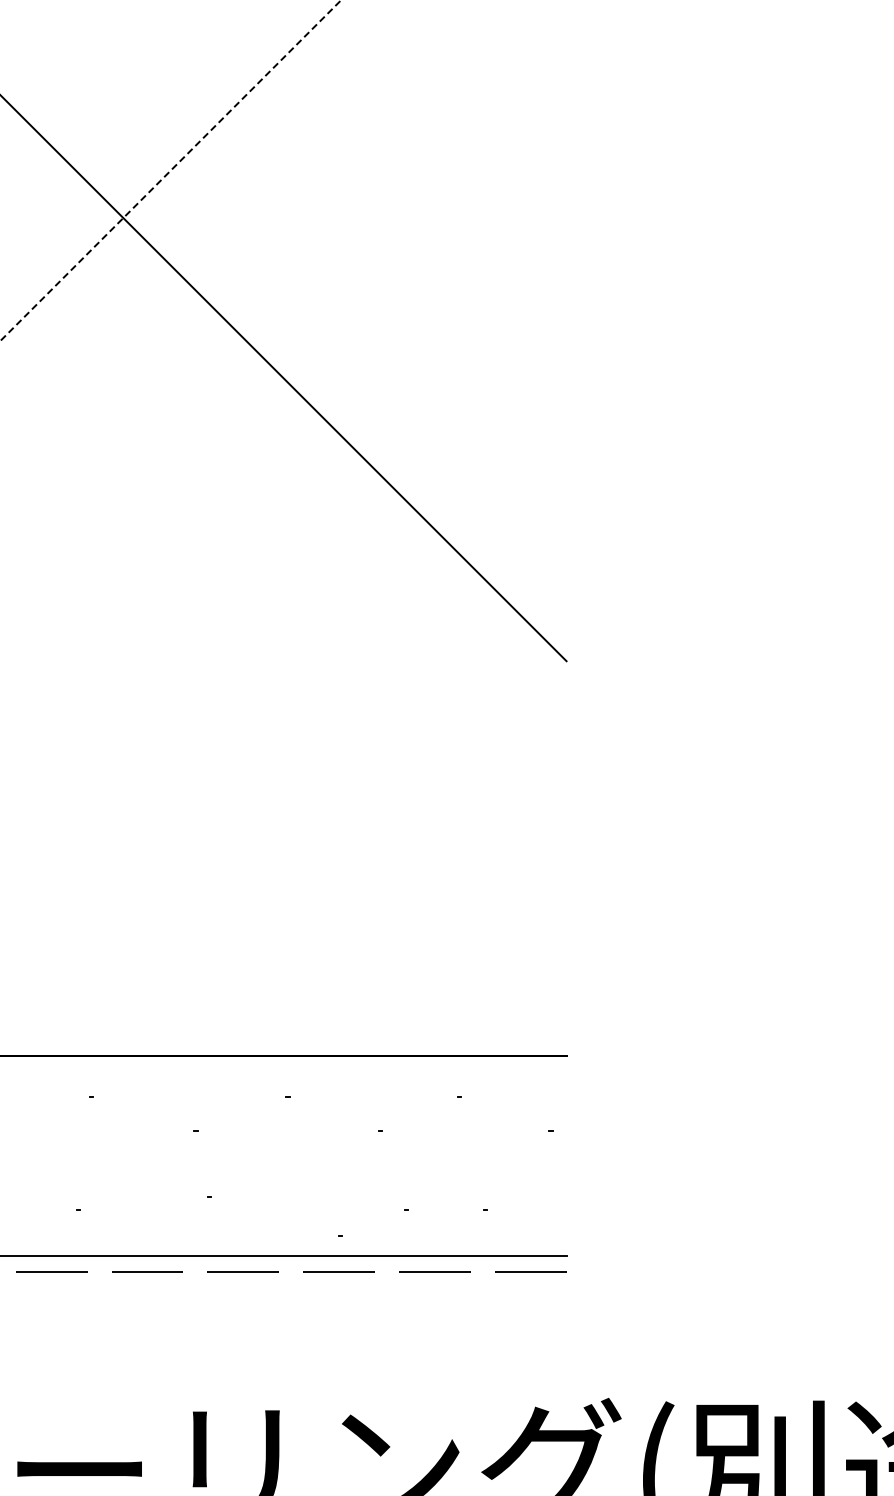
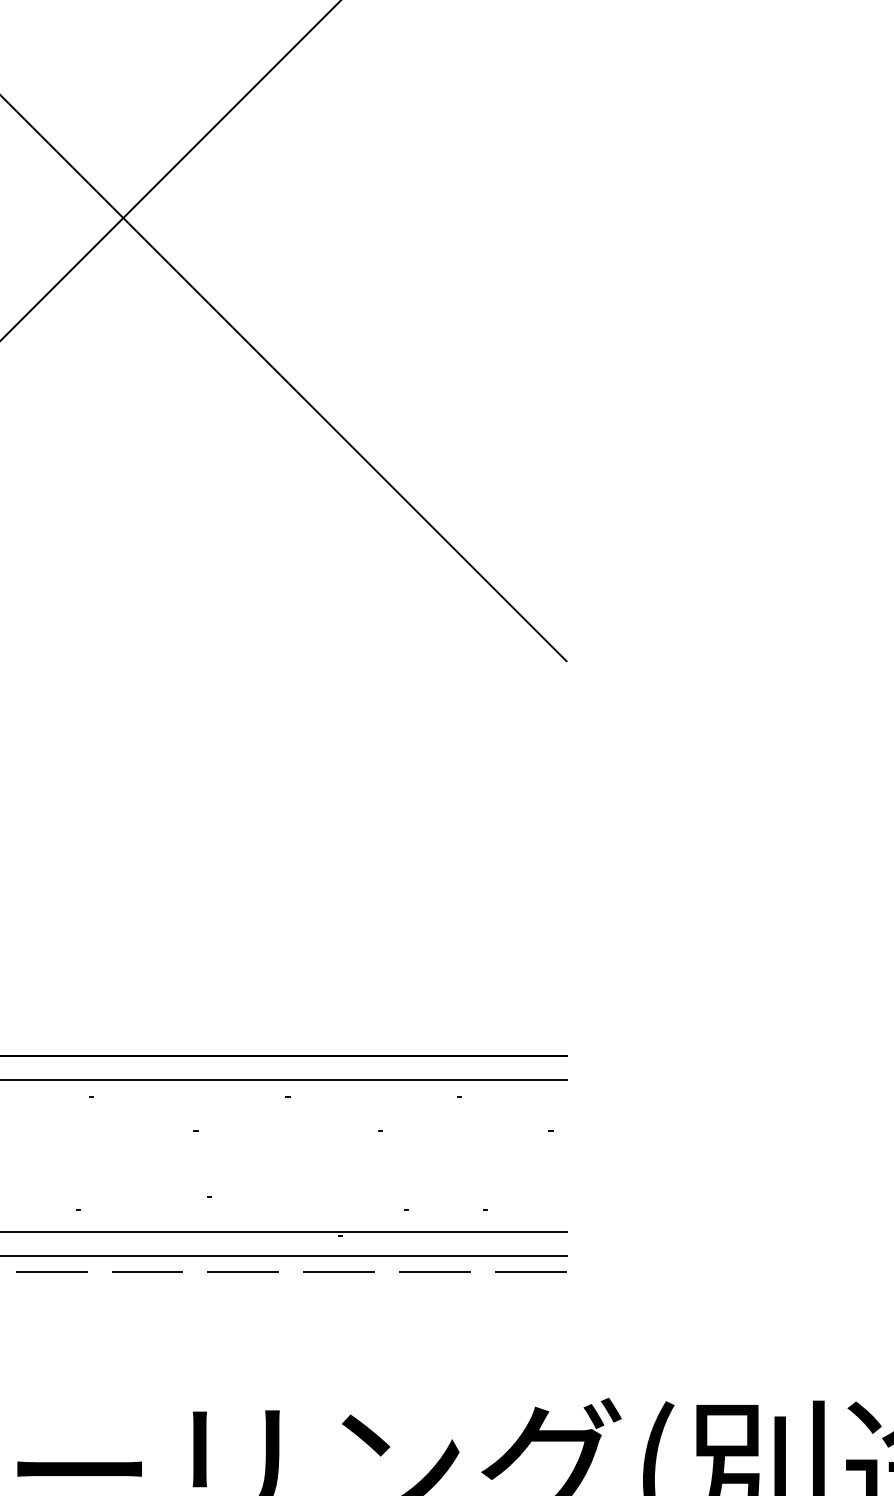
line: dashed -> solid (170, 170)
line: none -> present (284, 1080)
line: none -> present (284, 1231)
